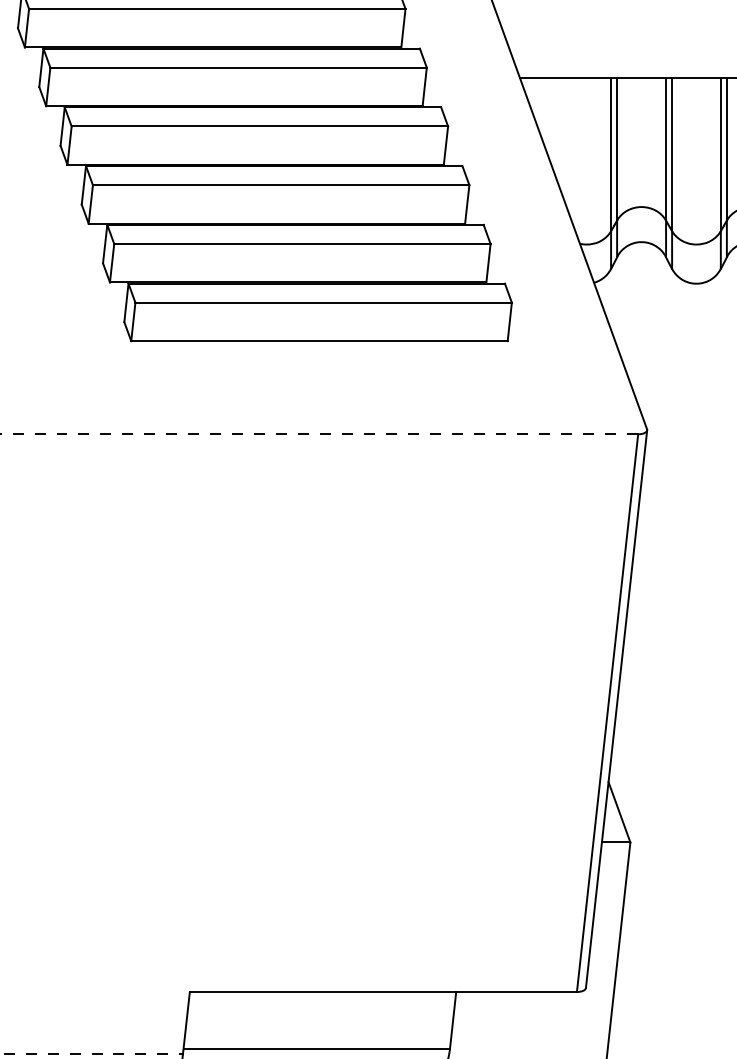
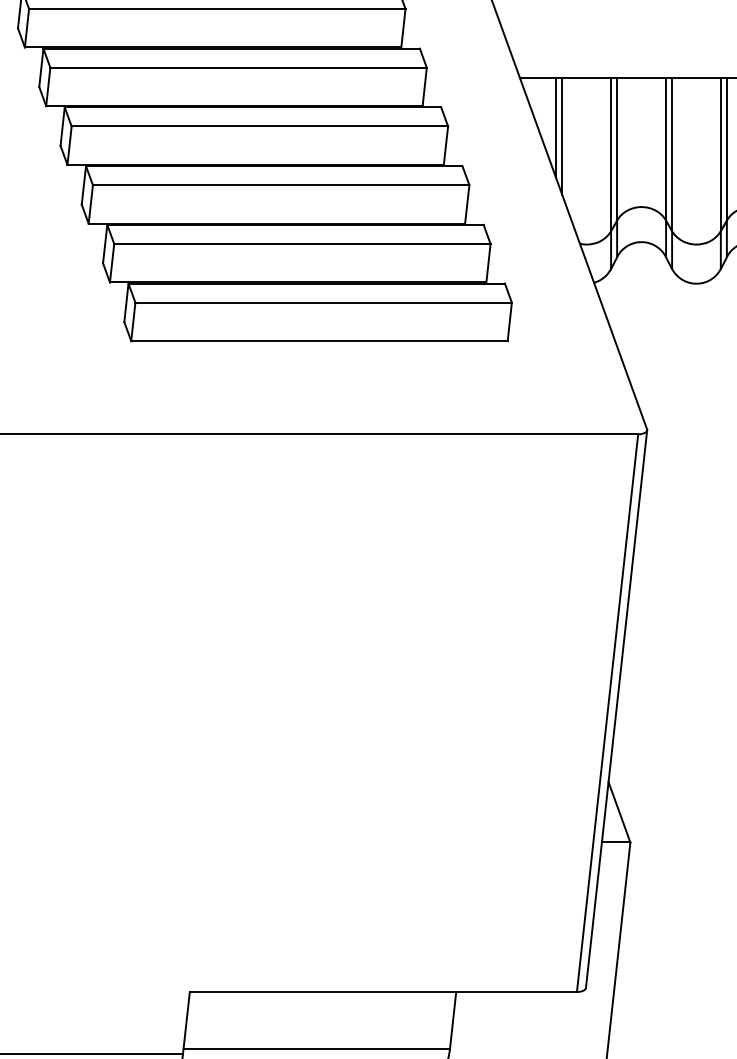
line: none -> present (556, 128)
line: none -> present (562, 136)
line: dashed -> solid (319, 434)
line: dashed -> solid (92, 1054)
